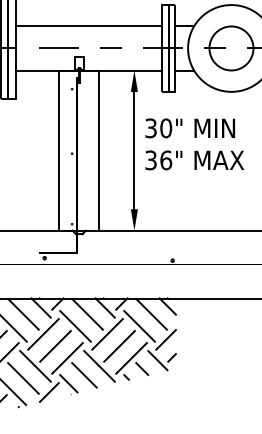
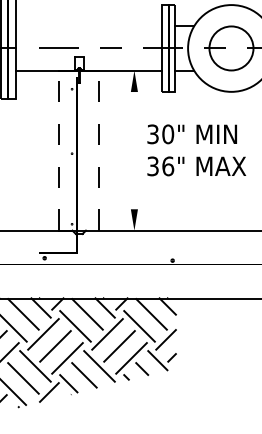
line: present -> none (88, 25)
text position: (194, 144) -> (196, 150) (196, 150)
line: solid -> dashed (59, 150)
line: solid -> dashed (99, 150)
line: present -> none (134, 150)
